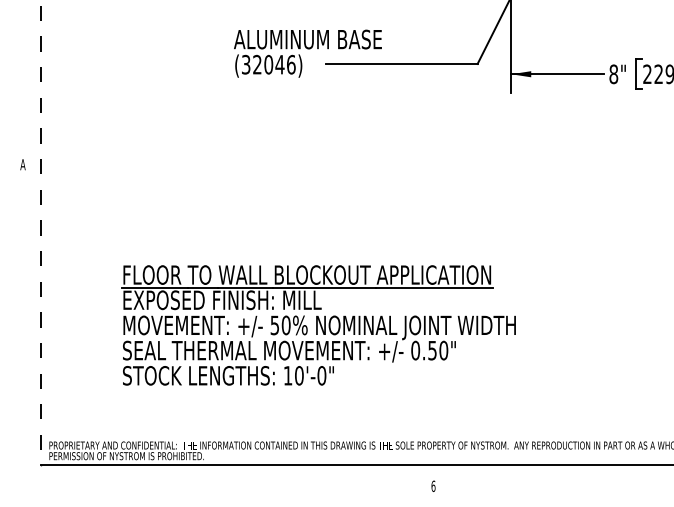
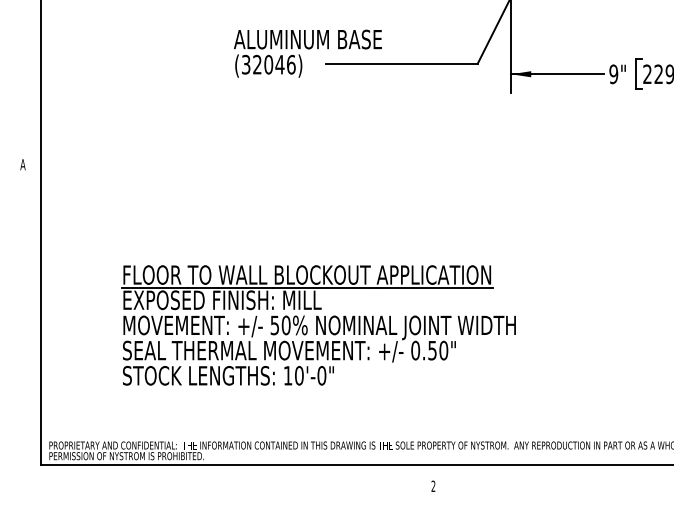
text: 8" -> 9" (613, 74)
line: dashed -> solid (40, 233)
text: 6 -> 2 (433, 485)
